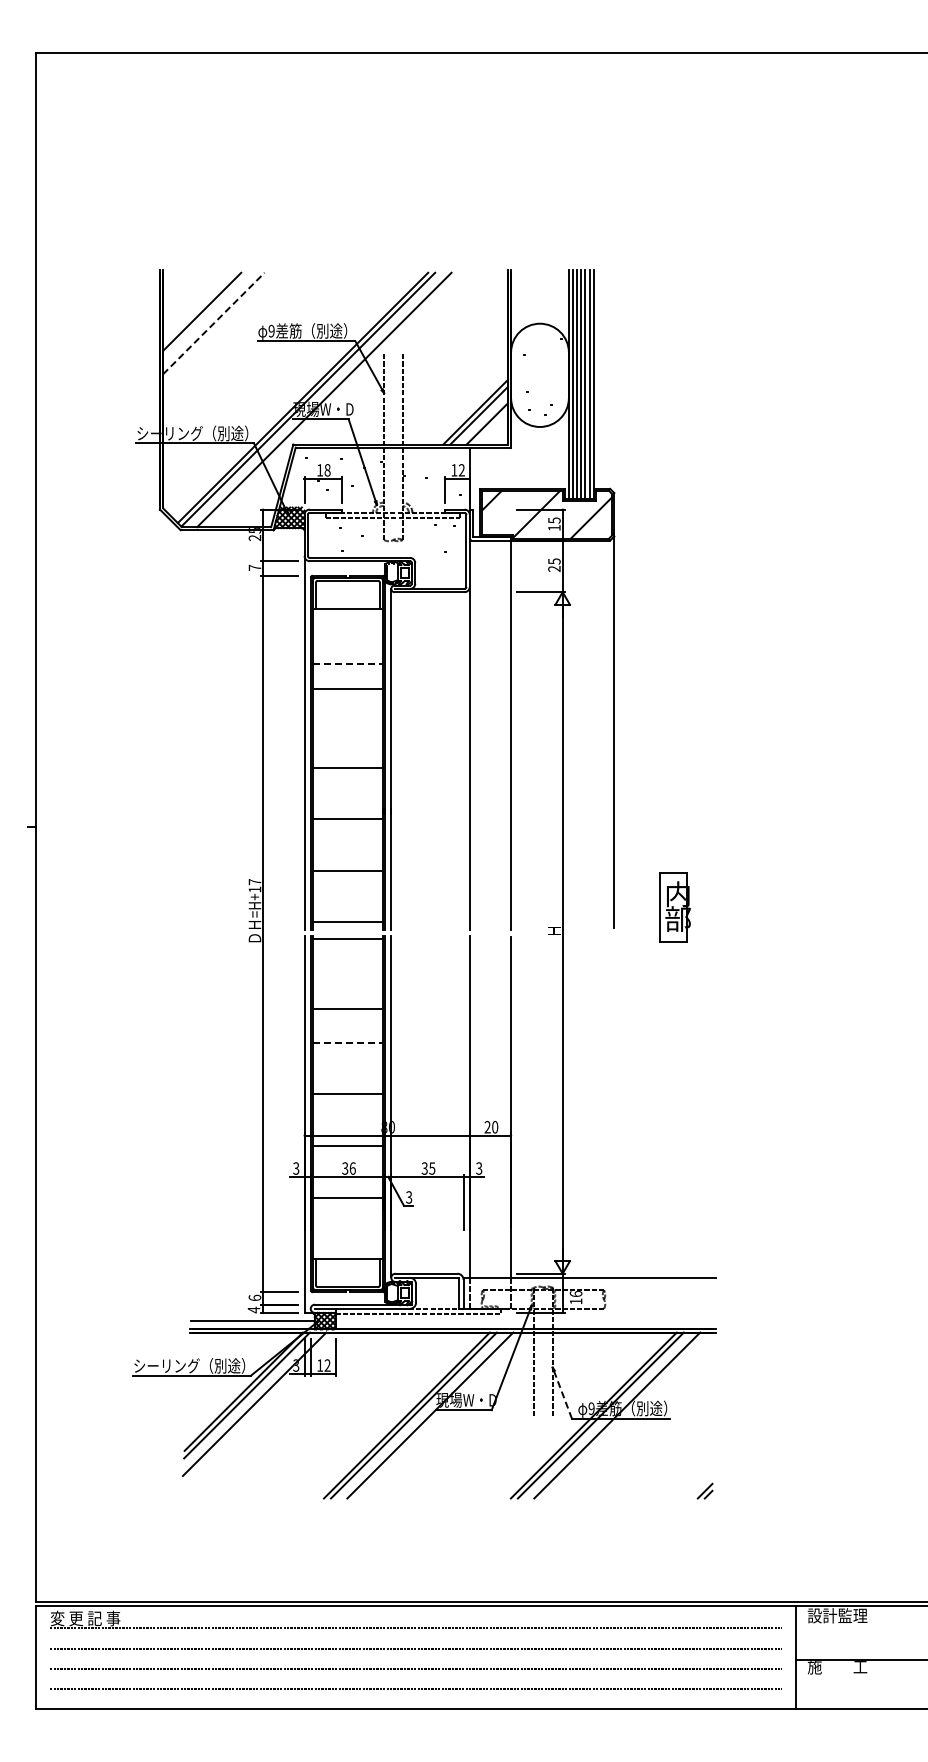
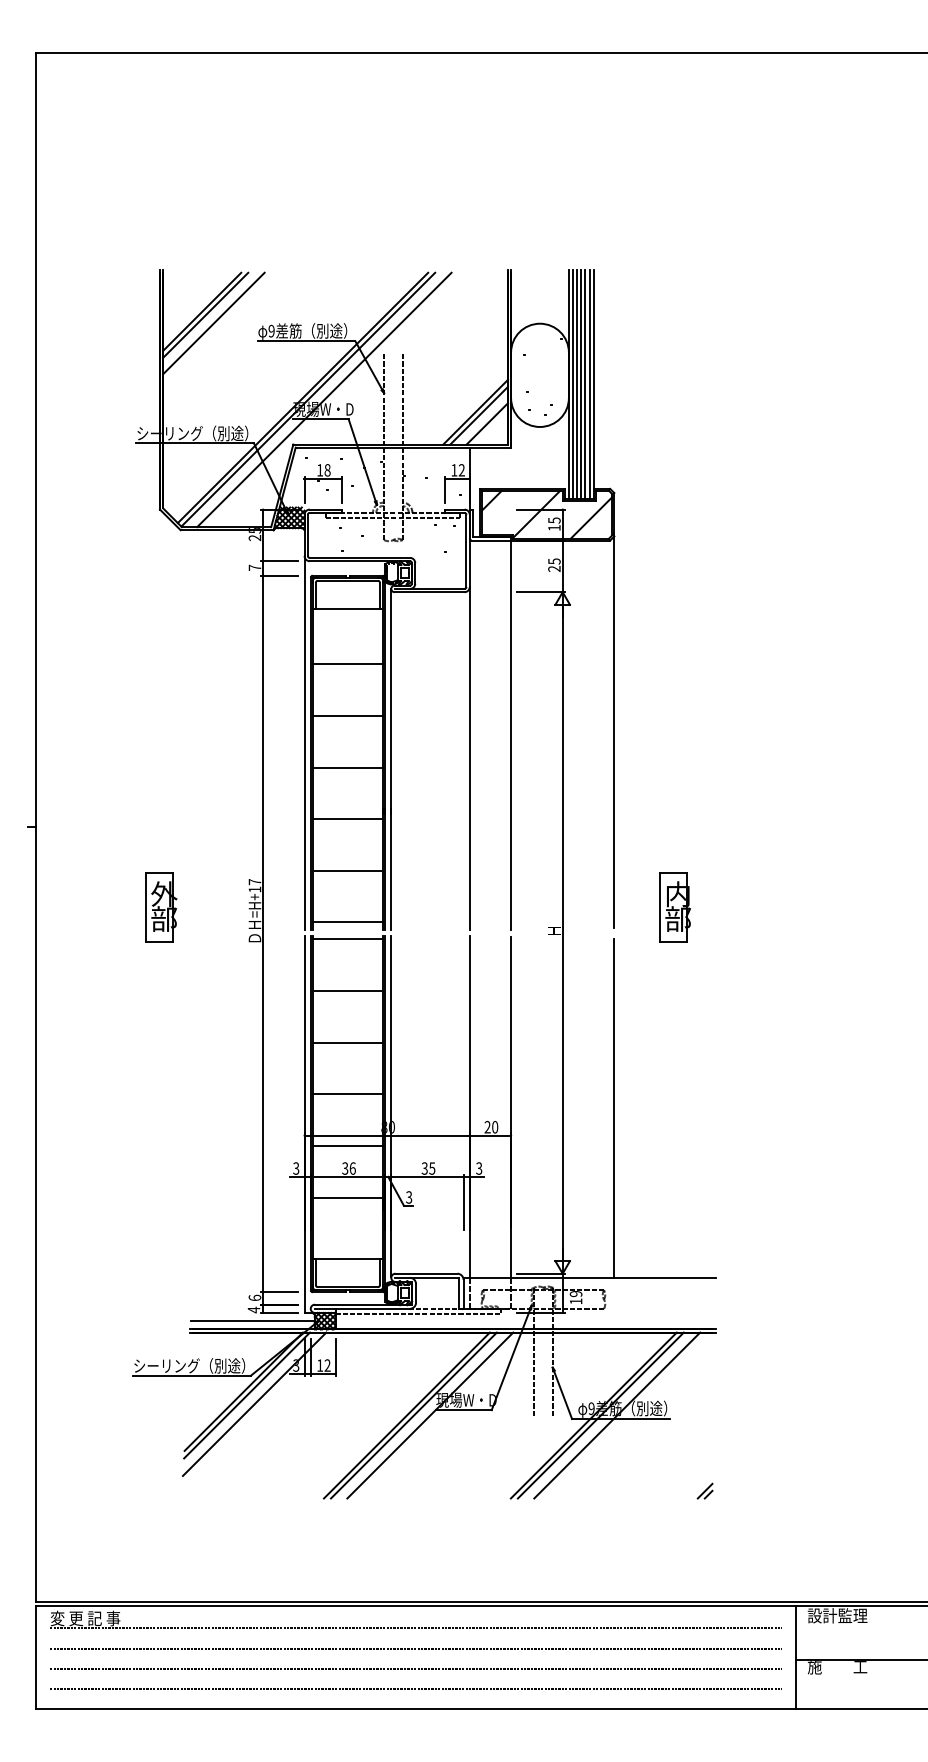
line: none -> present (205, 314)
line: dashed -> solid (213, 323)
line: dashed -> solid (348, 664)
line position: (347, 688) -> (347, 715) (347, 715)
part: none -> present (161, 907)
line position: (347, 1008) -> (347, 990) (347, 990)
line: dashed -> solid (348, 1042)
line: none -> present (614, 1108)
text: 16 -> 19 (575, 1294)
line: dashed -> solid (563, 1395)
